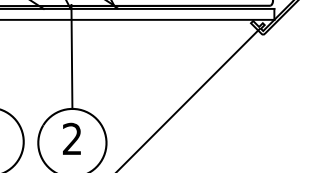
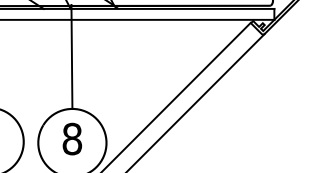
line: none -> present (177, 95)
line position: (188, 99) -> (196, 101) (196, 101)
text: 2 -> 8 (72, 138)
